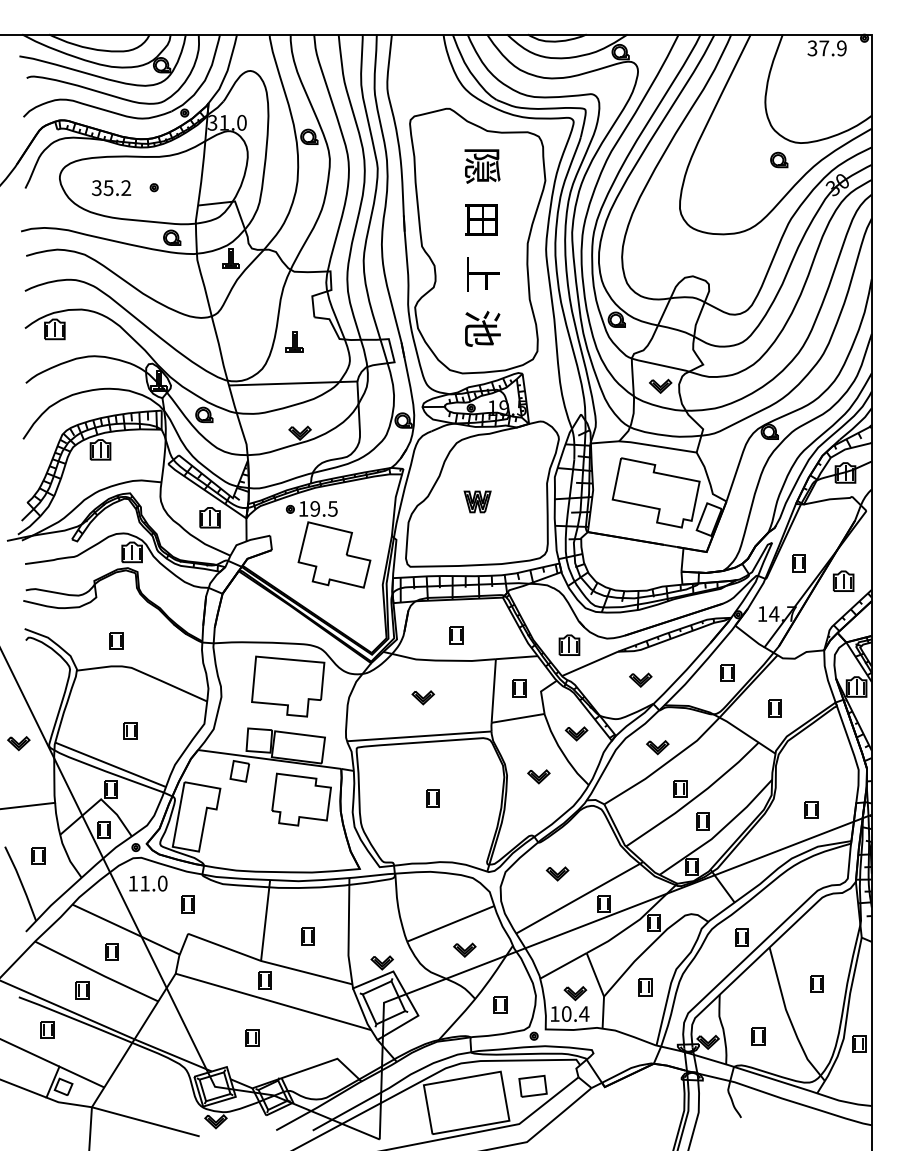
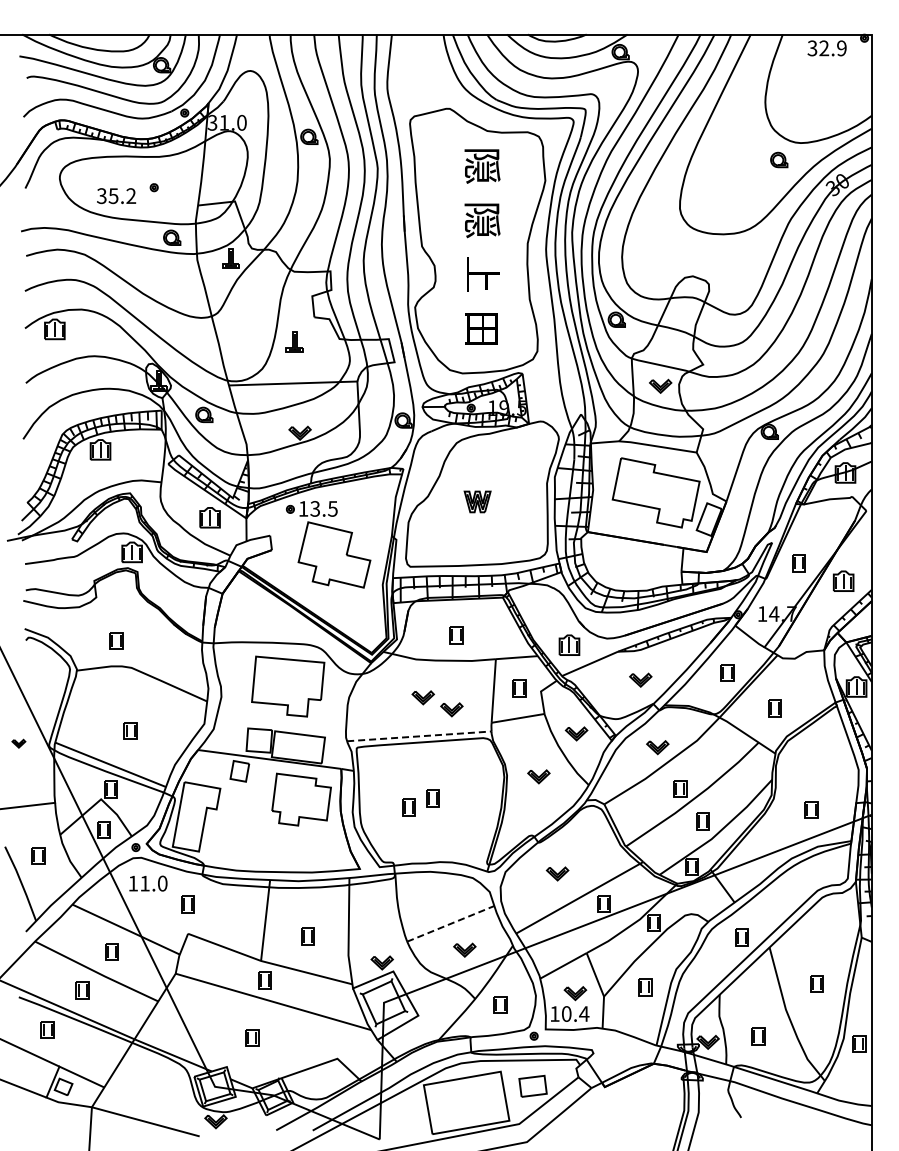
text: 37.9 -> 32.9 (824, 48)
text position: (111, 188) -> (116, 196) (116, 196)
text: 田 -> 隠 (482, 220)
text: 池 -> 田 (482, 328)
text: 19.5 -> 13.5 (315, 508)
part: none -> present (451, 709)
line: solid -> dashed (419, 736)
part size: 24x16 px -> 16x11 px (18, 743)
part: none -> present (408, 807)
line: solid -> dashed (451, 923)
